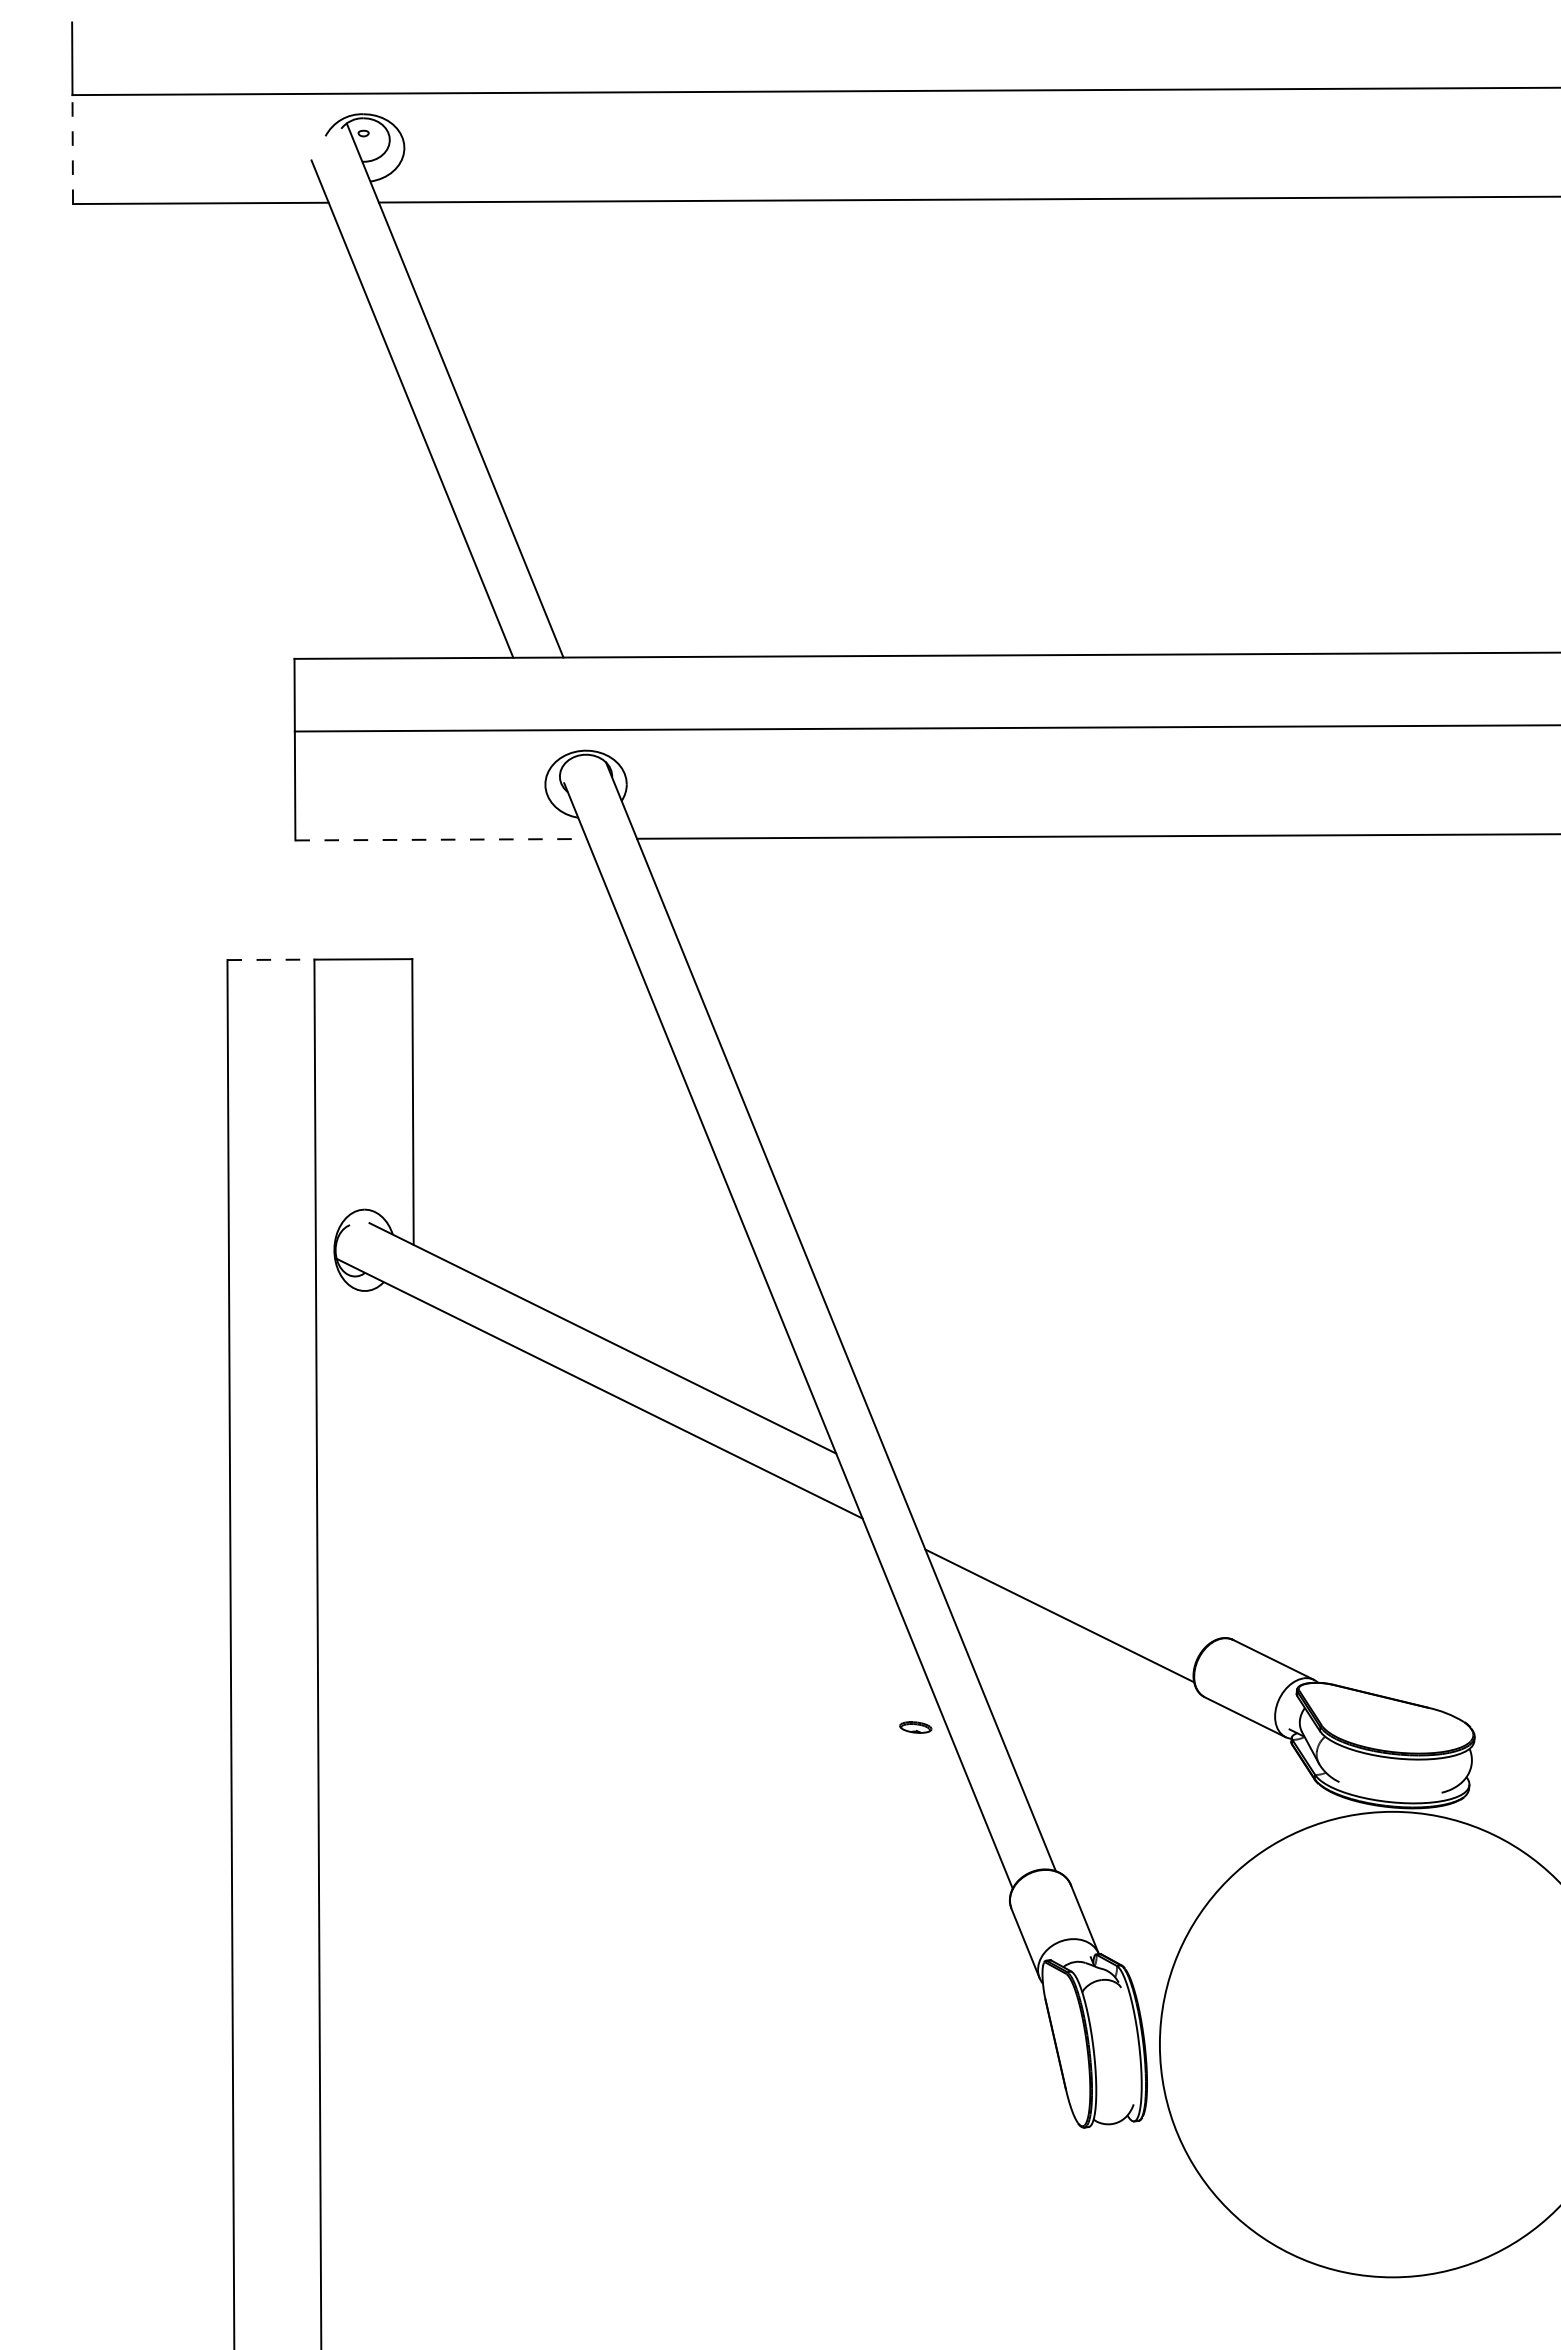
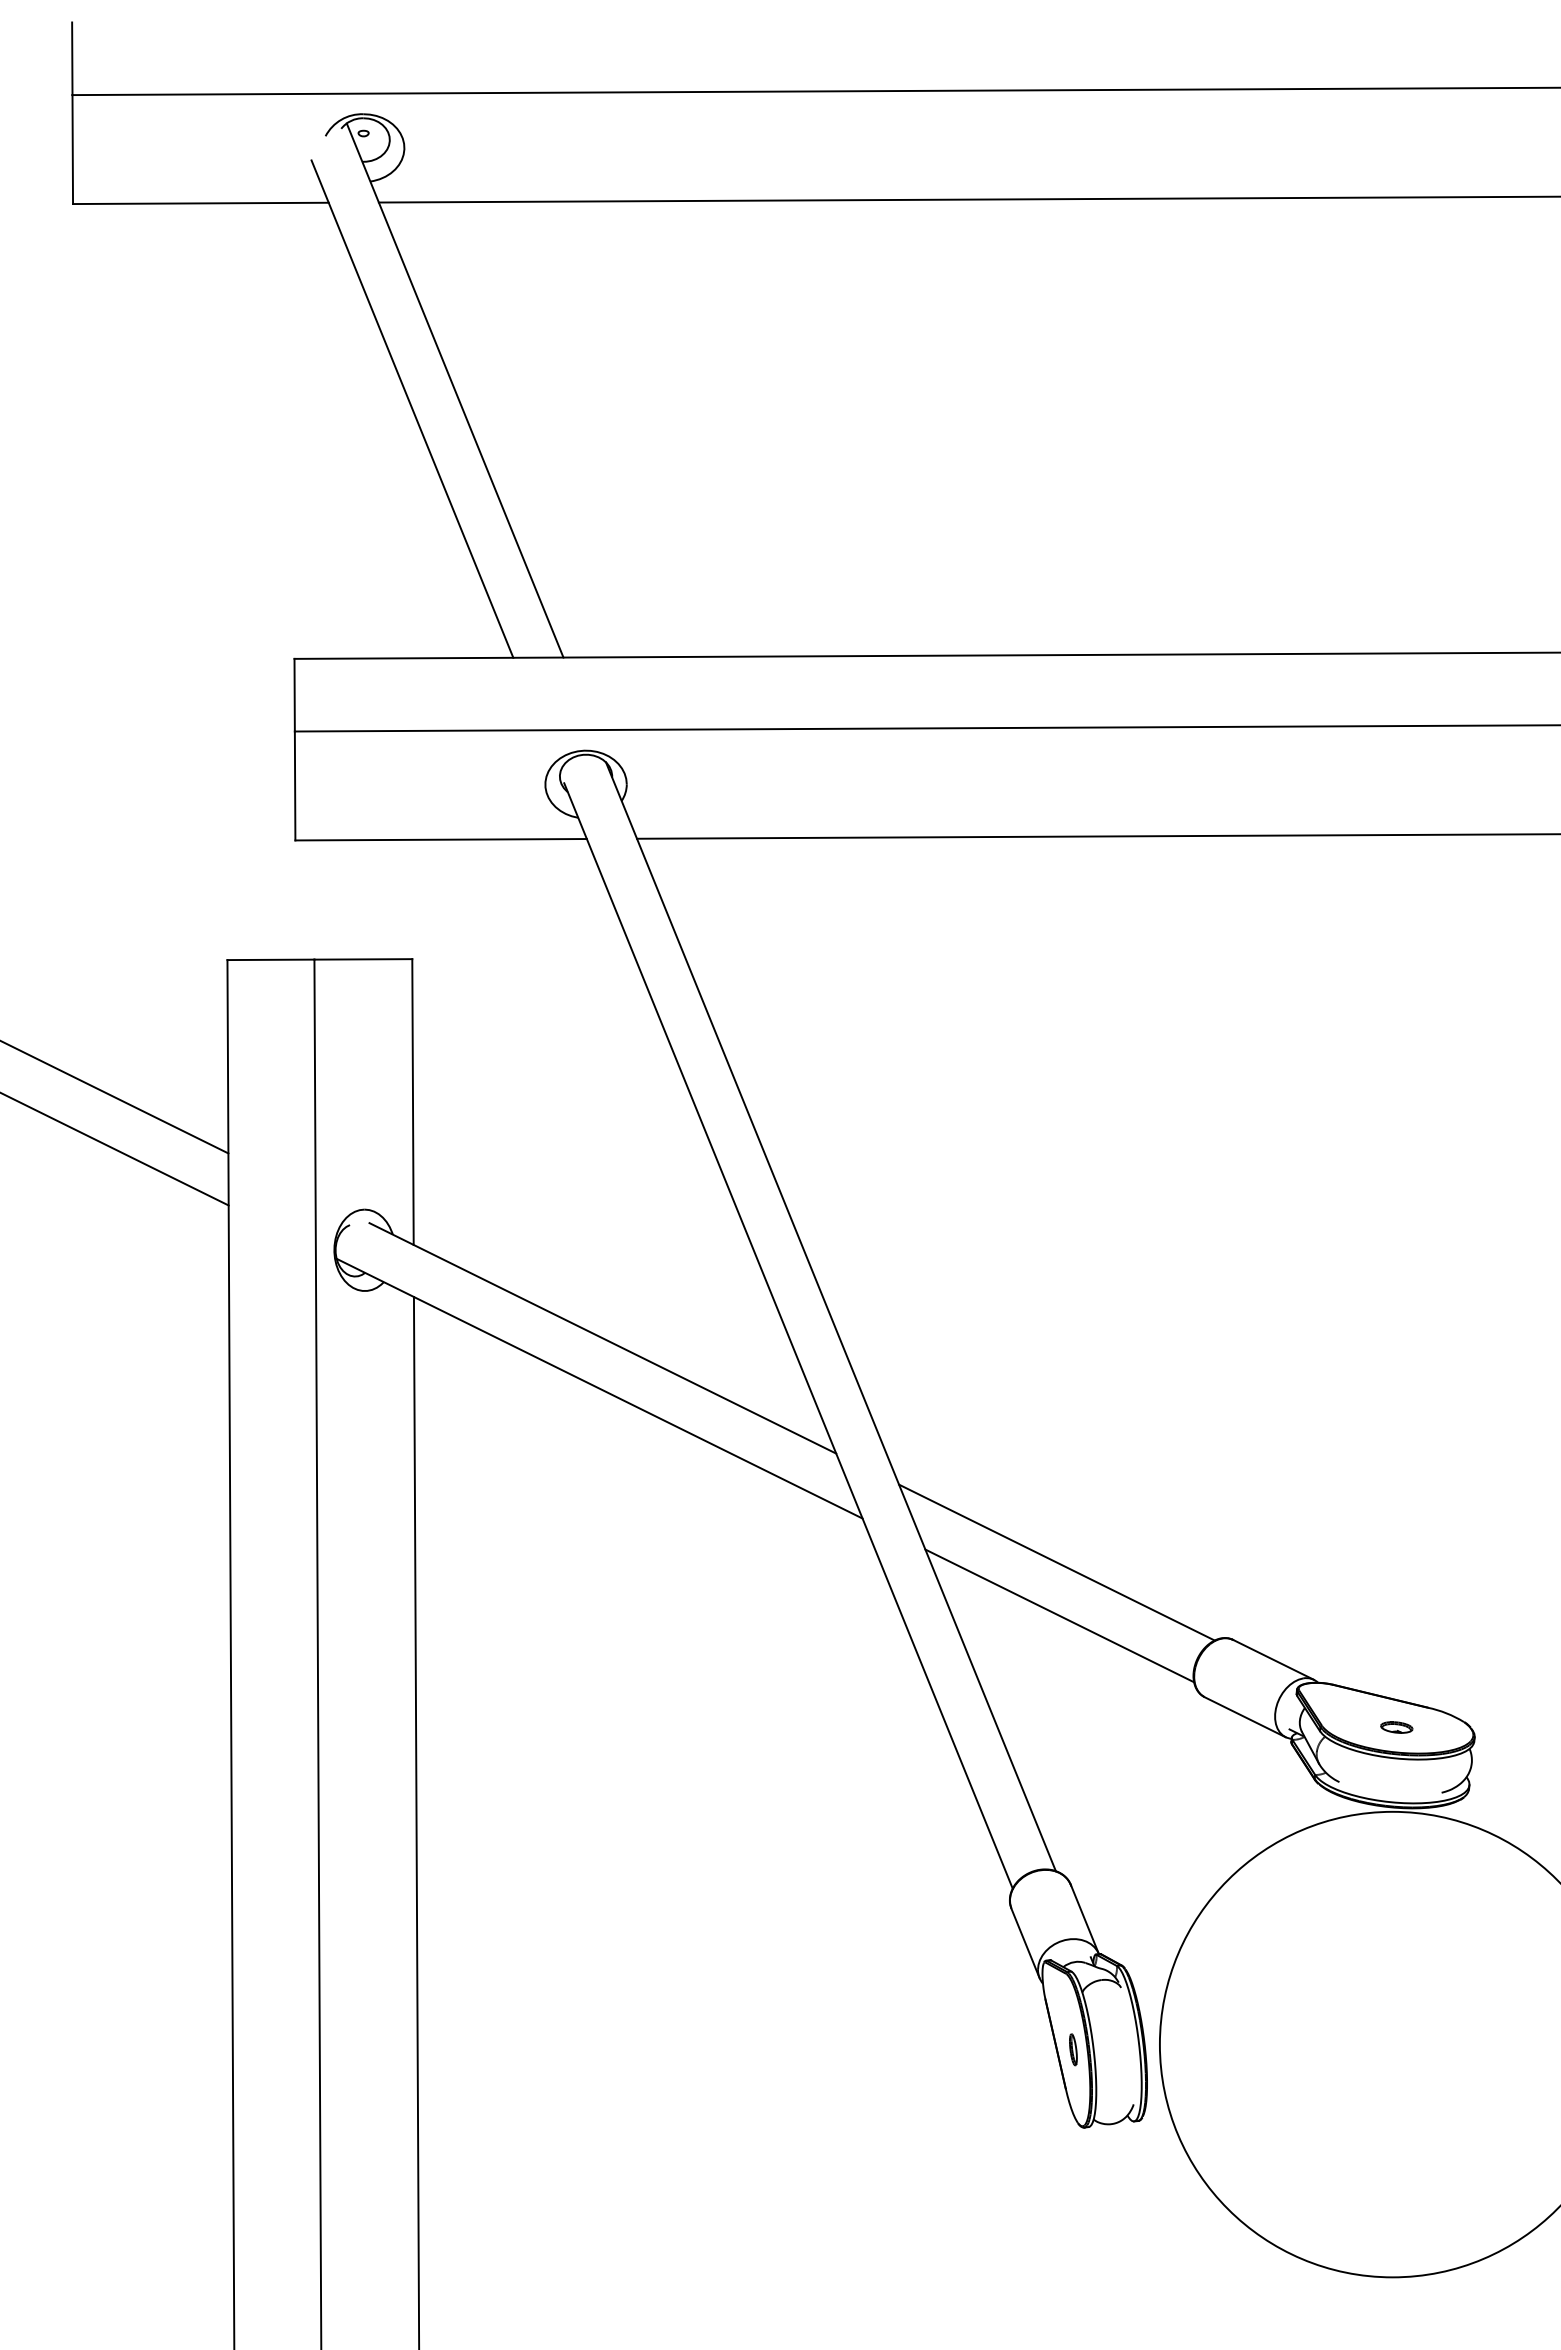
line: dashed -> solid (72, 149)
line: dashed -> solid (441, 839)
line: dashed -> solid (271, 959)
line: none -> present (115, 1097)
line: none -> present (115, 1149)
line: none -> present (1056, 1562)
part position: (915, 1727) -> (1396, 1727) (1396, 1727)
line: none -> present (416, 1821)
part: none -> present (1073, 2049)
